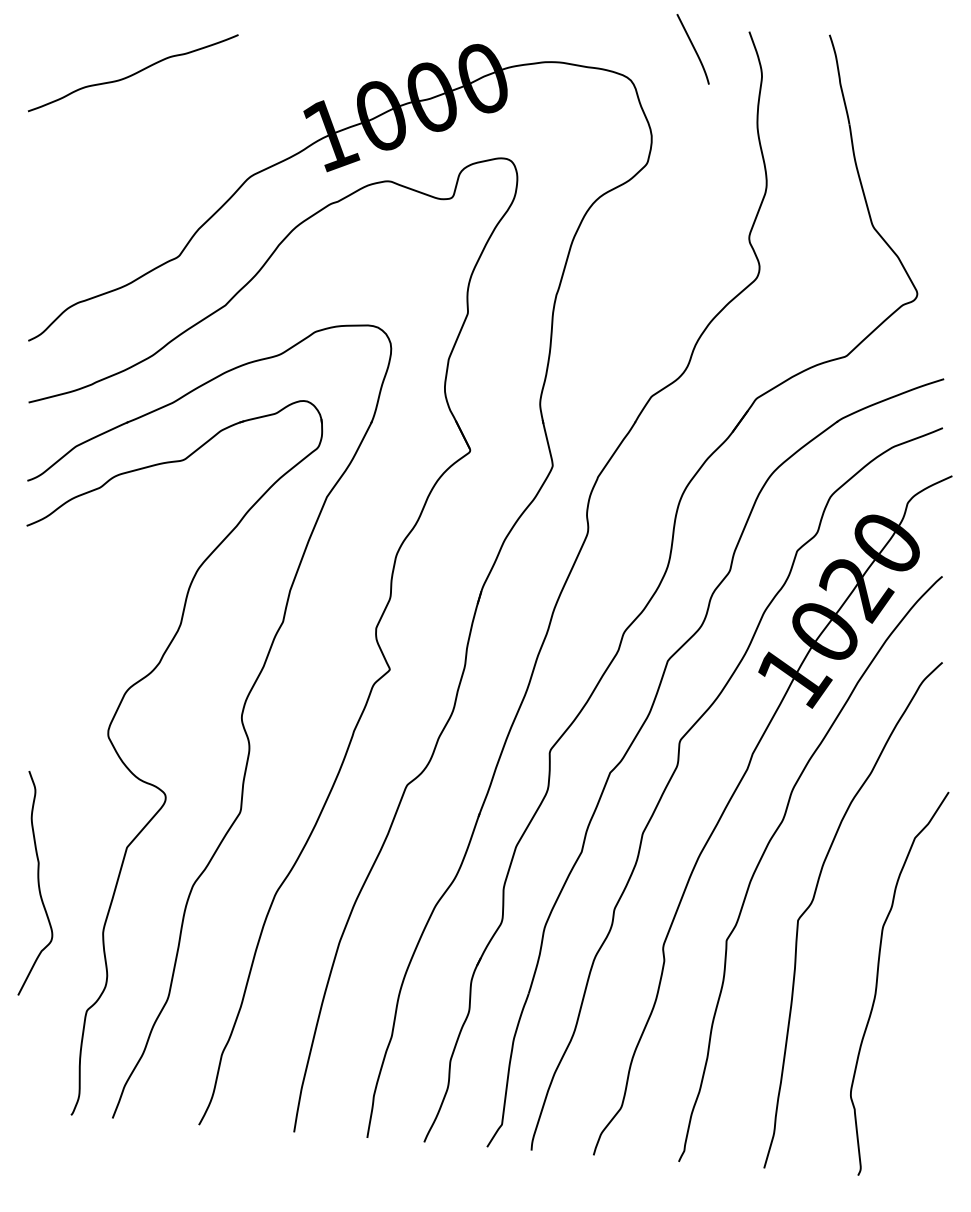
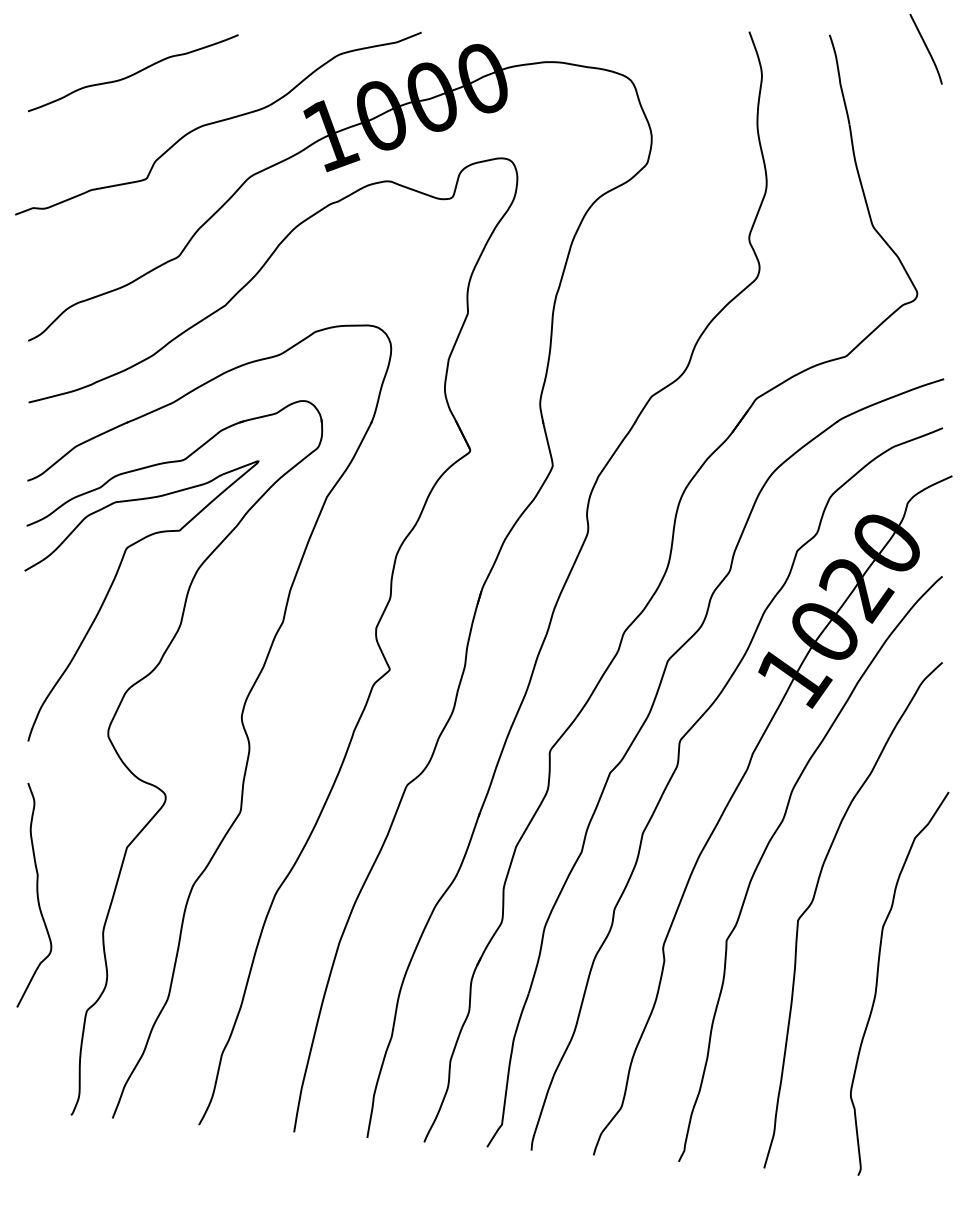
curve position: (693, 49) -> (926, 49) (926, 49)
curve: none -> present (218, 122)
curve: none -> present (110, 590)
curve position: (37, 883) -> (36, 895) (36, 895)
